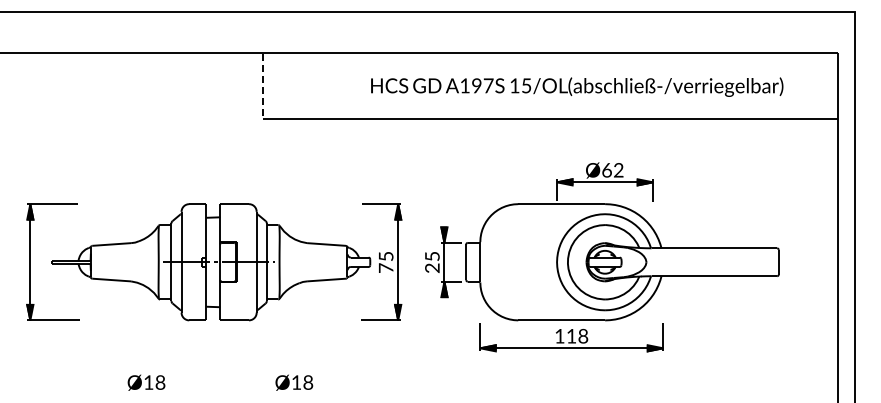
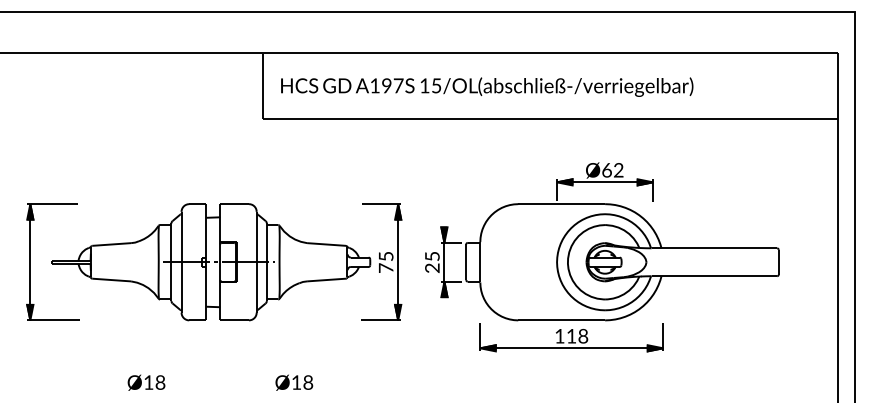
line: dashed -> solid (263, 86)
text position: (577, 86) -> (487, 86) (487, 86)
